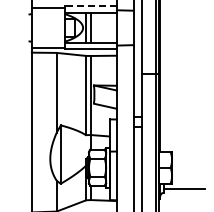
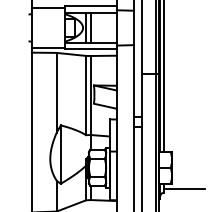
line: dashed -> solid (90, 6)
line: none -> present (164, 76)
